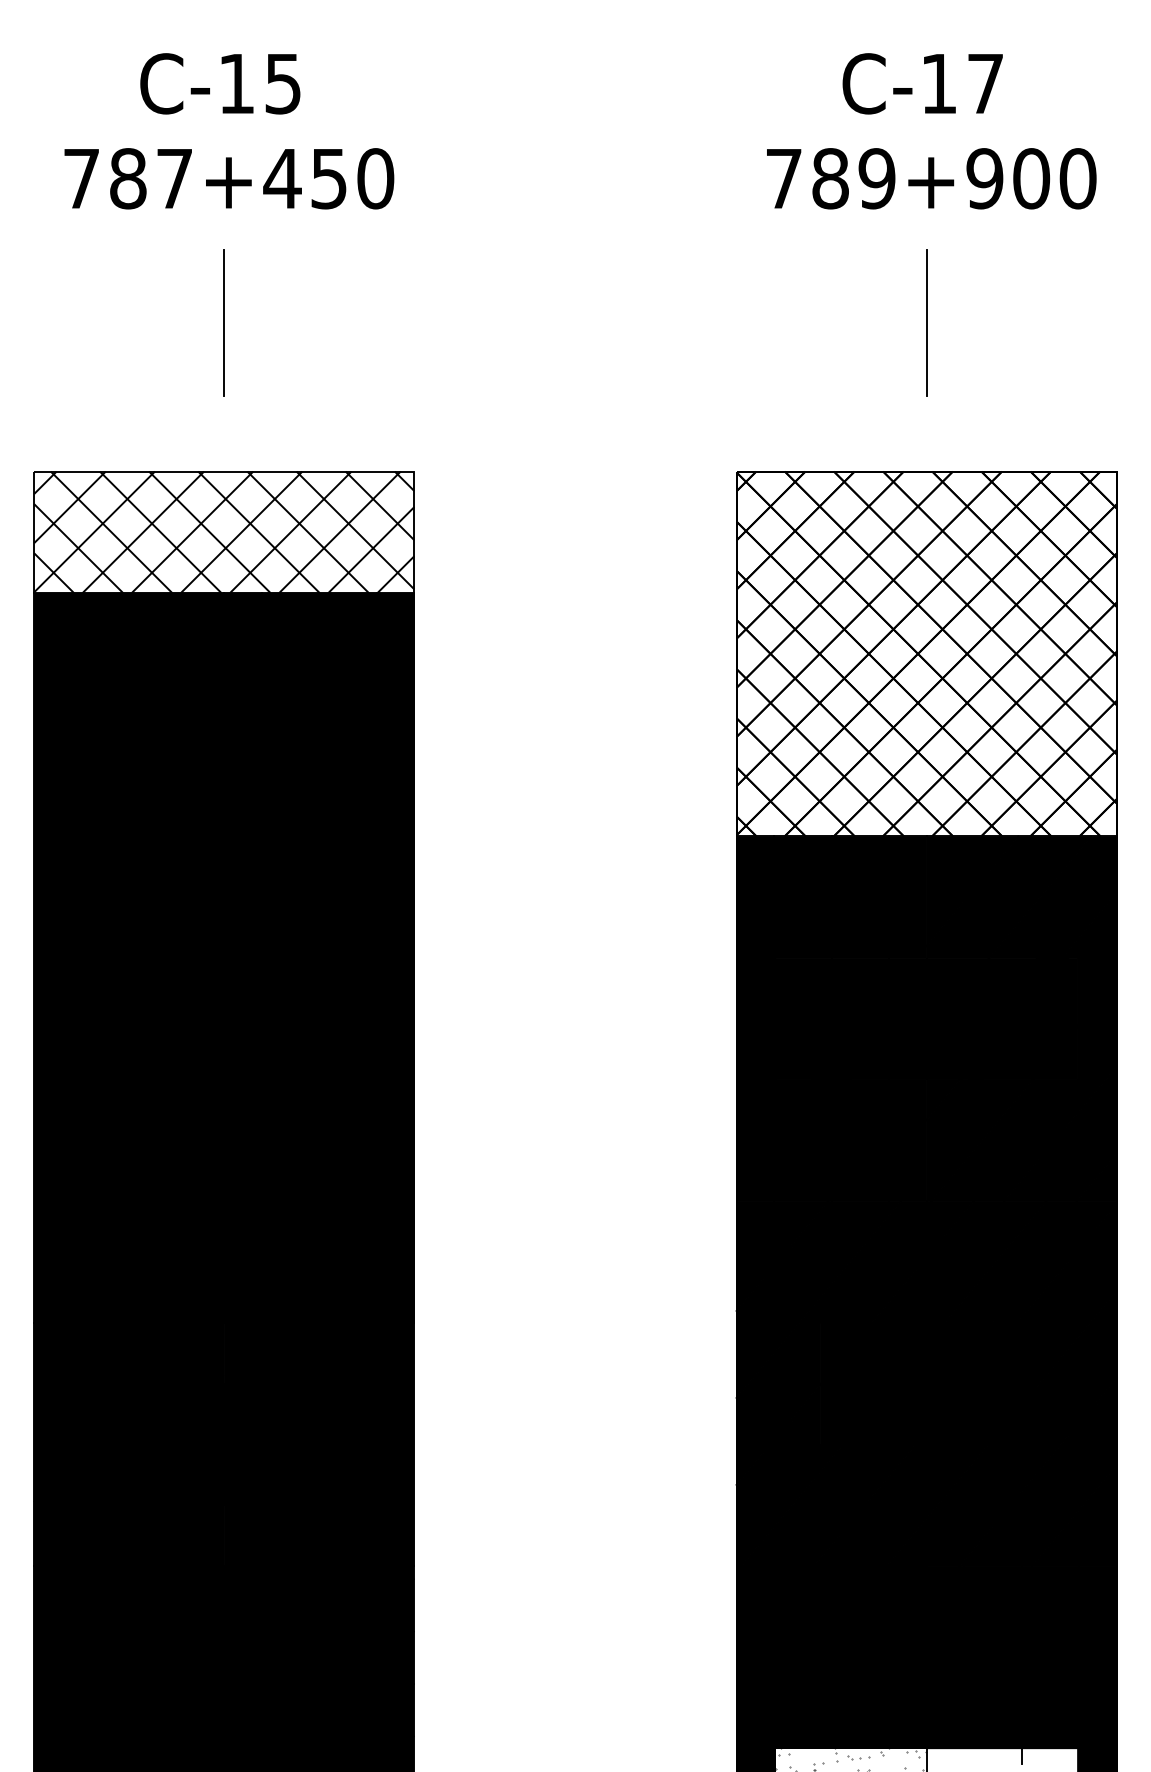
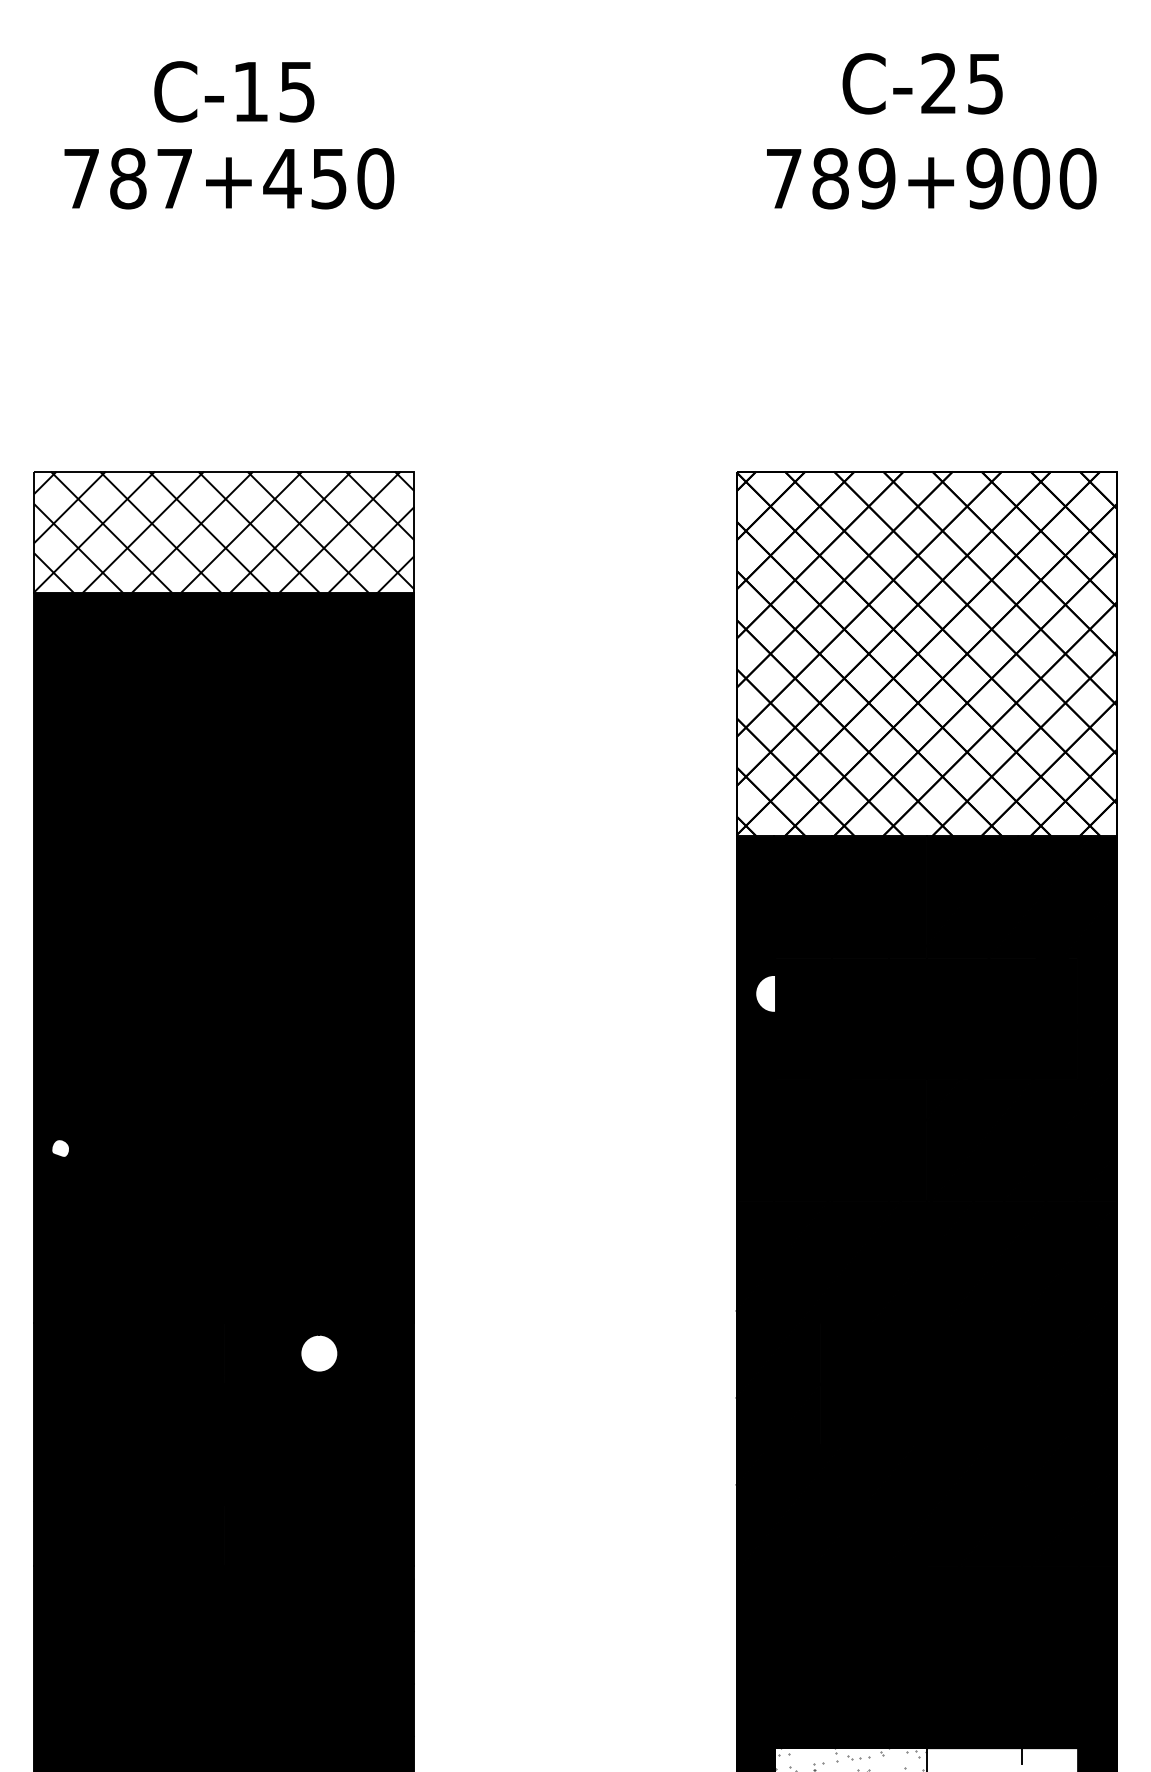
text position: (220, 83) -> (234, 91) (234, 91)
text: C-17 -> C-25 (961, 83)
line: present -> none (224, 322)
line: present -> none (926, 322)
fill: present -> none (774, 993)
fill: present -> none (60, 1148)
fill: present -> none (319, 1353)
